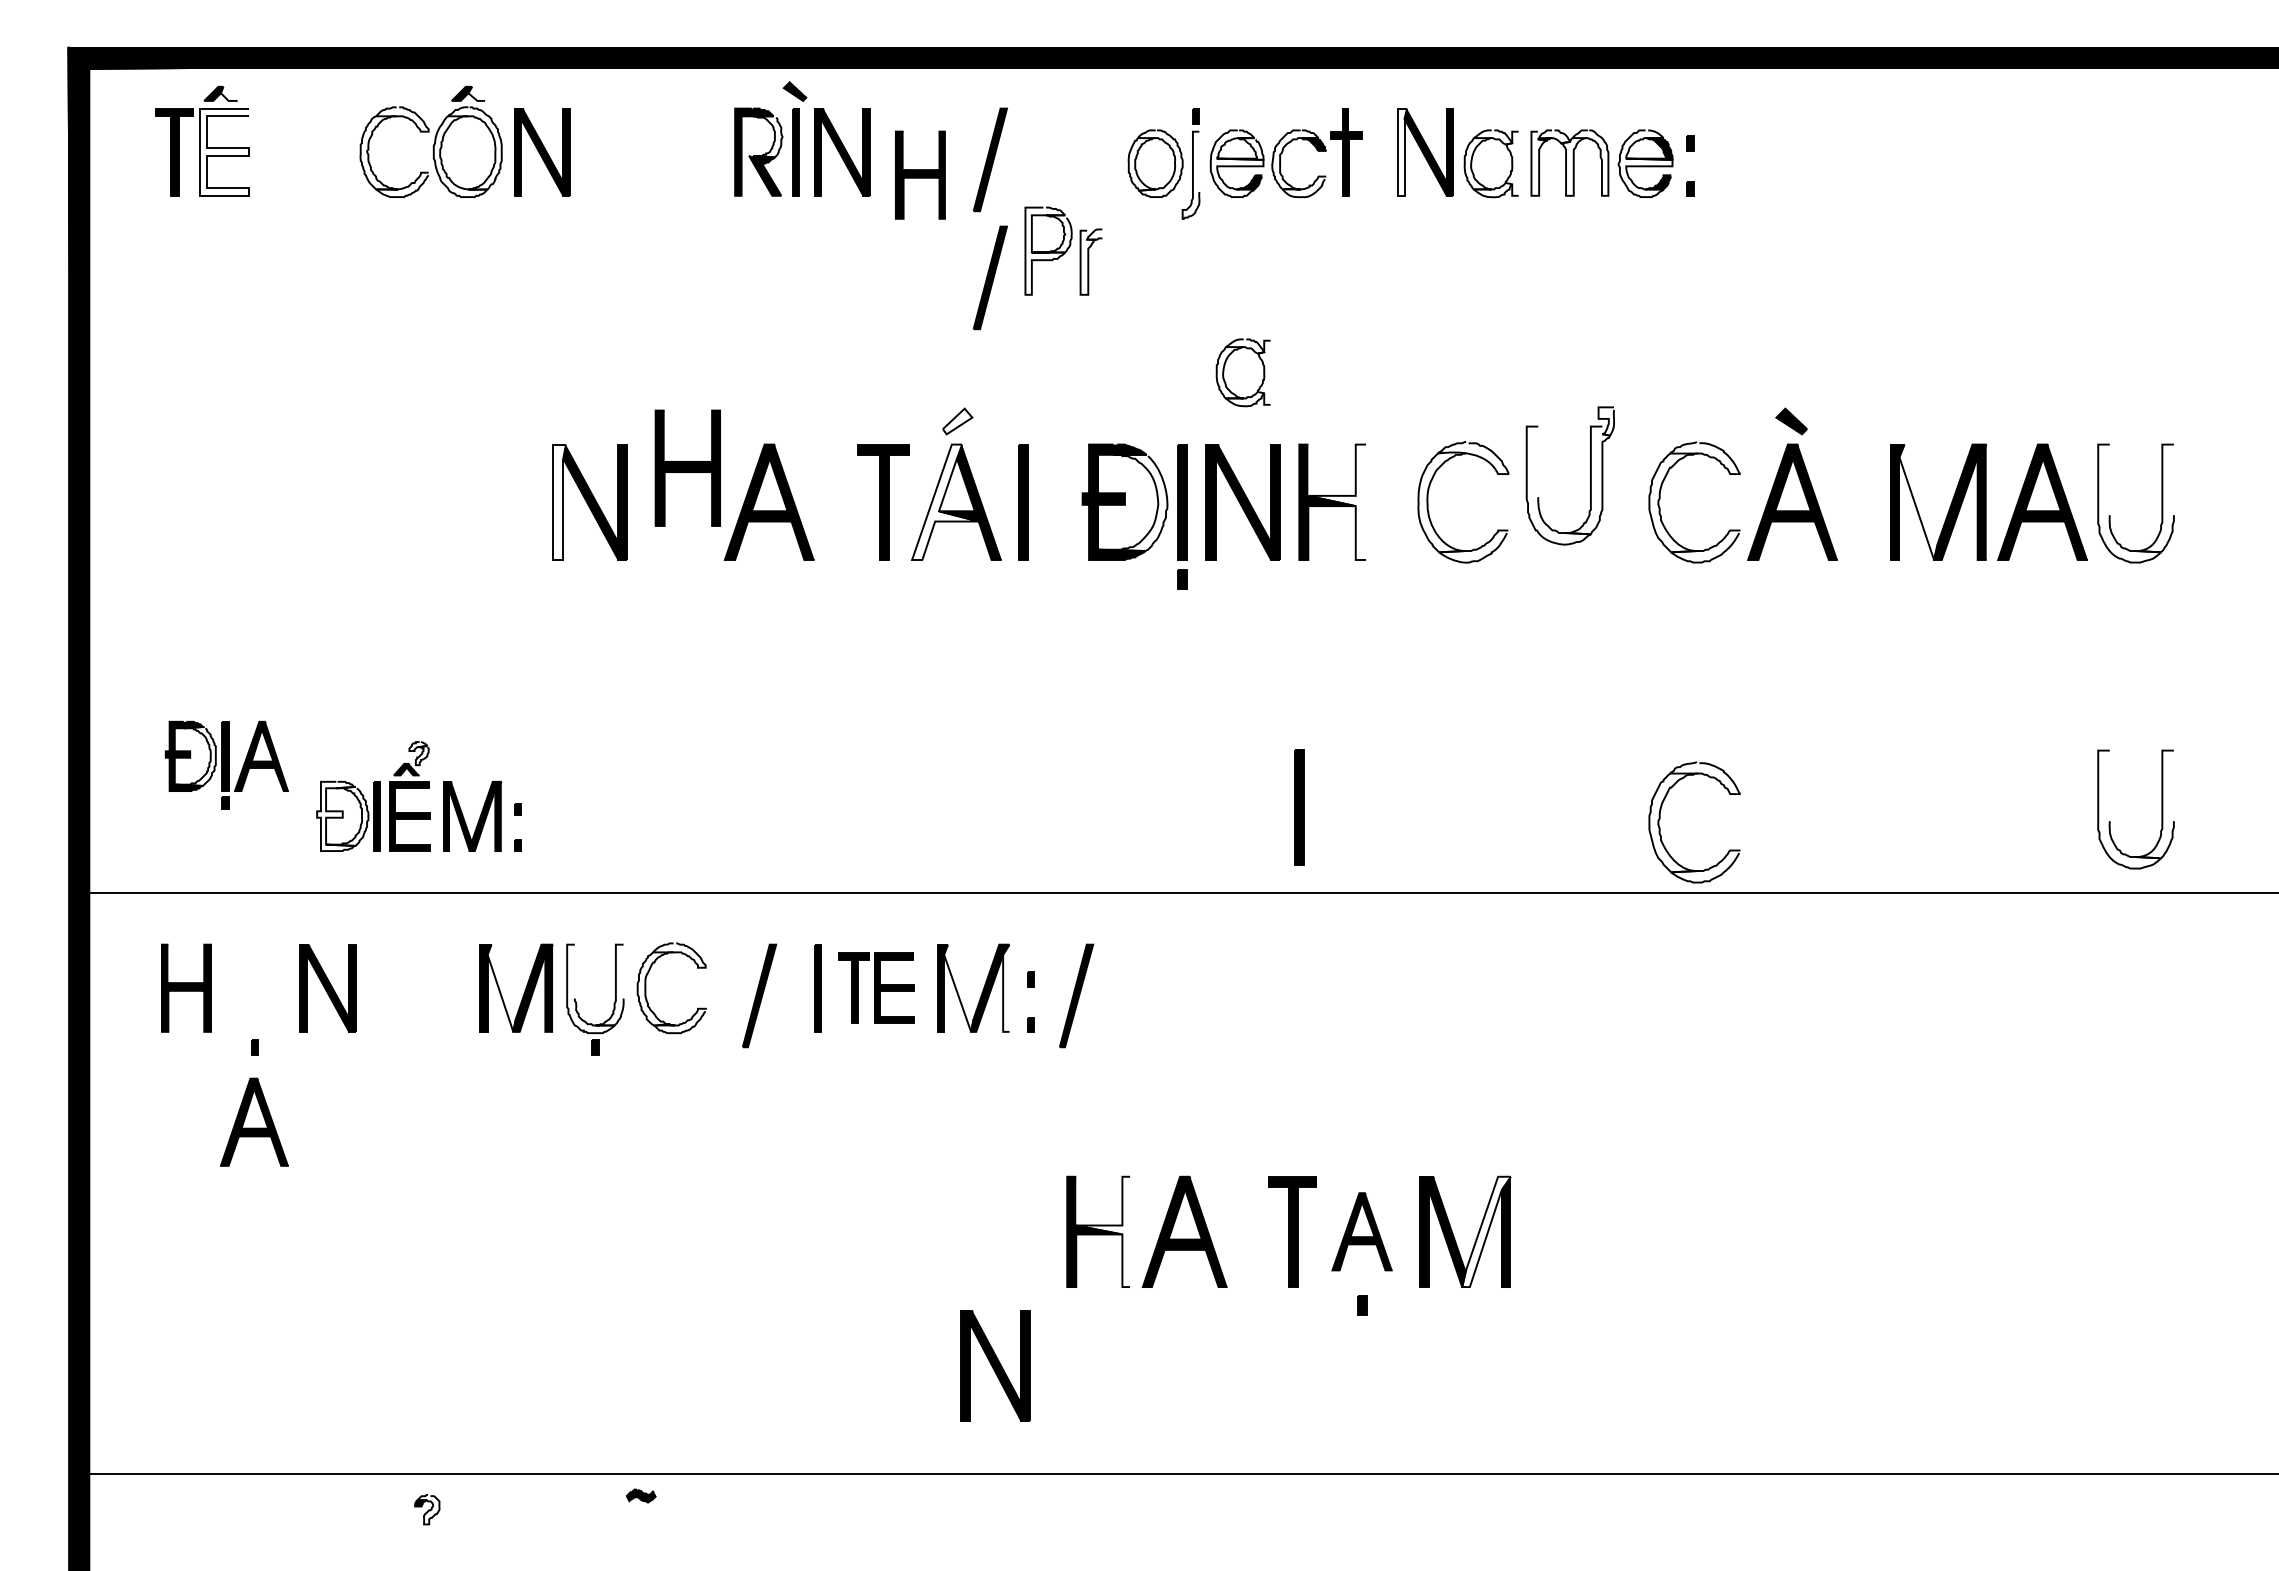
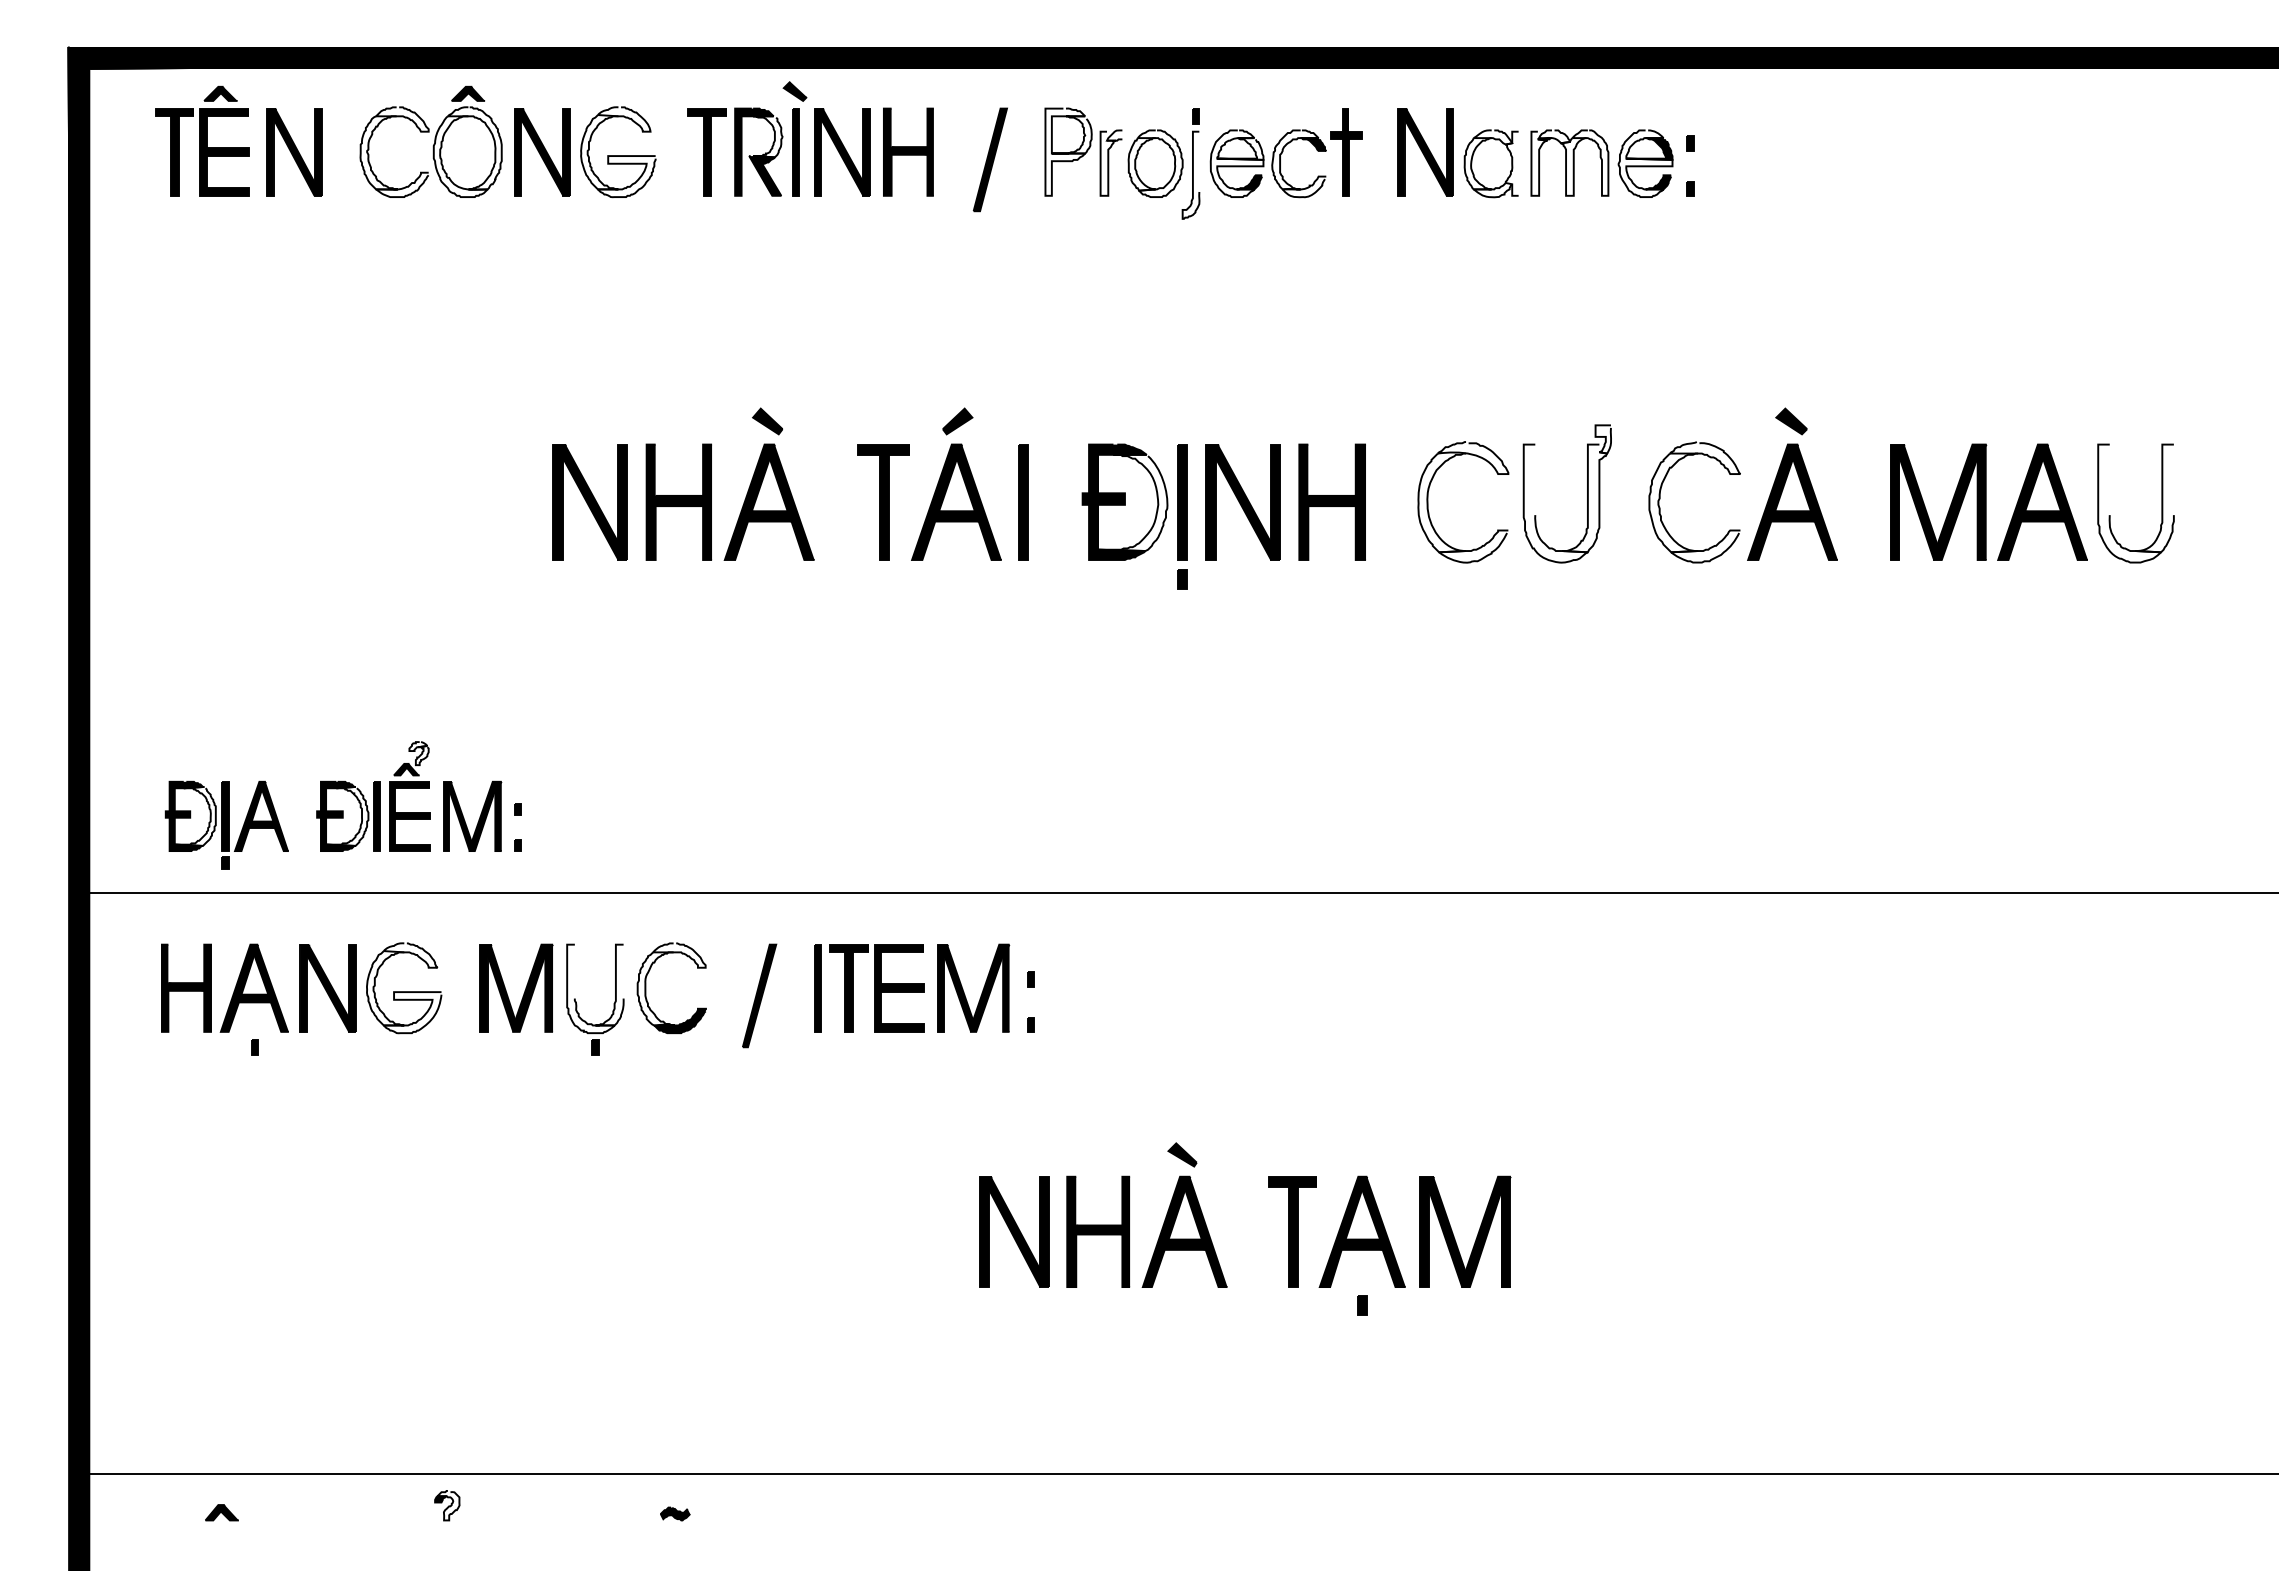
fill: none -> present (228, 93)
fill: none -> present (476, 93)
fill: none -> present (224, 151)
fill: none -> present (1402, 151)
part: none -> present (294, 152)
part: none -> present (618, 152)
part: none -> present (706, 152)
part position: (920, 174) -> (908, 151) (908, 151)
part position: (1063, 250) -> (1083, 151) (1083, 151)
part: present -> none (989, 277)
part: present -> none (1242, 372)
part: none -> present (767, 421)
fill: none -> present (957, 421)
part position: (687, 467) -> (678, 501) (678, 501)
part position: (1590, 475) -> (1587, 493) (1587, 493)
fill: none -> present (559, 501)
fill: none -> present (945, 501)
fill: none -> present (1337, 501)
fill: none -> present (1918, 501)
part position: (226, 764) -> (226, 824) (226, 824)
part: present -> none (1299, 807)
part: present -> none (2161, 809)
fill: none -> present (336, 816)
part: present -> none (1660, 819)
fill: none -> present (501, 987)
part size: 77x72 px -> 96x89 px (876, 988)
fill: none -> present (958, 987)
fill: none -> present (1006, 987)
part: none -> present (404, 988)
part: present -> none (1076, 995)
fill: none -> present (680, 1020)
part position: (253, 1121) -> (253, 987) (253, 987)
part: none -> present (1182, 1154)
fill: none -> present (1103, 1231)
part size: 62x80 px -> 88x113 px (1361, 1231)
fill: none -> present (1486, 1231)
part position: (995, 1365) -> (1014, 1231) (1014, 1231)
part position: (641, 1495) -> (675, 1513) (675, 1513)
part position: (427, 1509) -> (447, 1505) (447, 1505)
part: none -> present (221, 1512)
